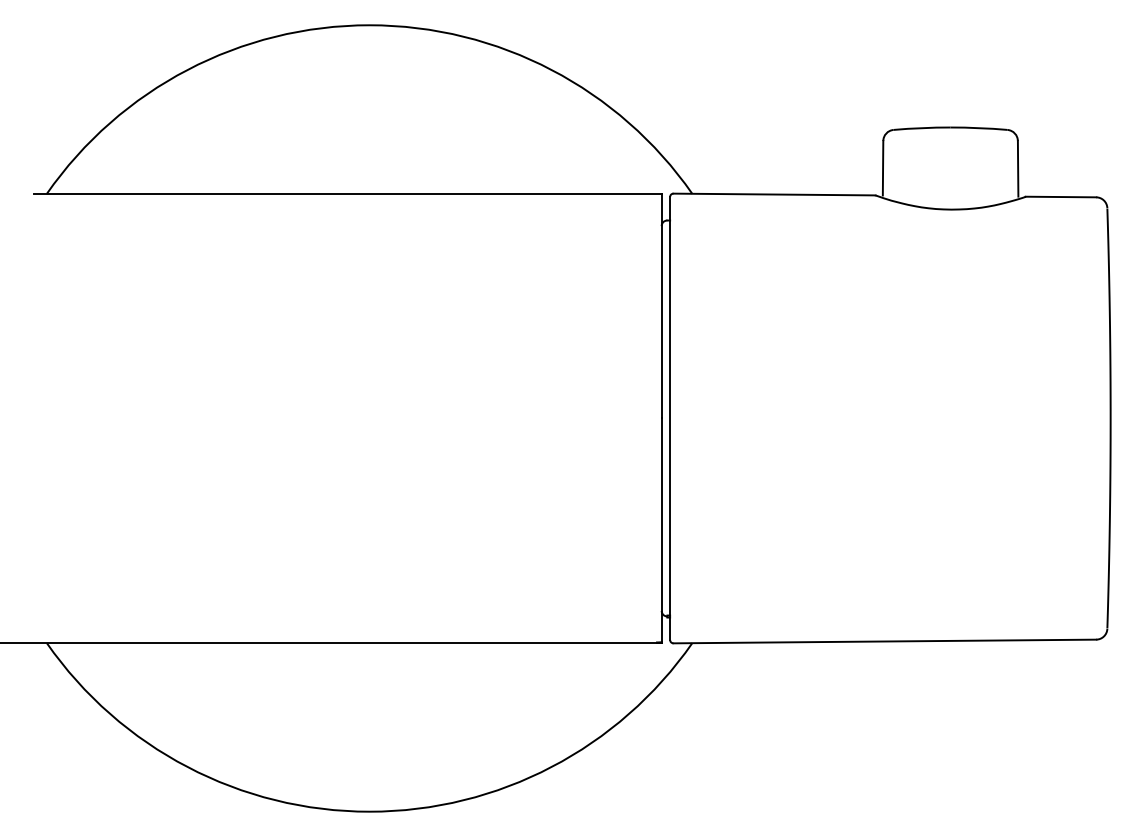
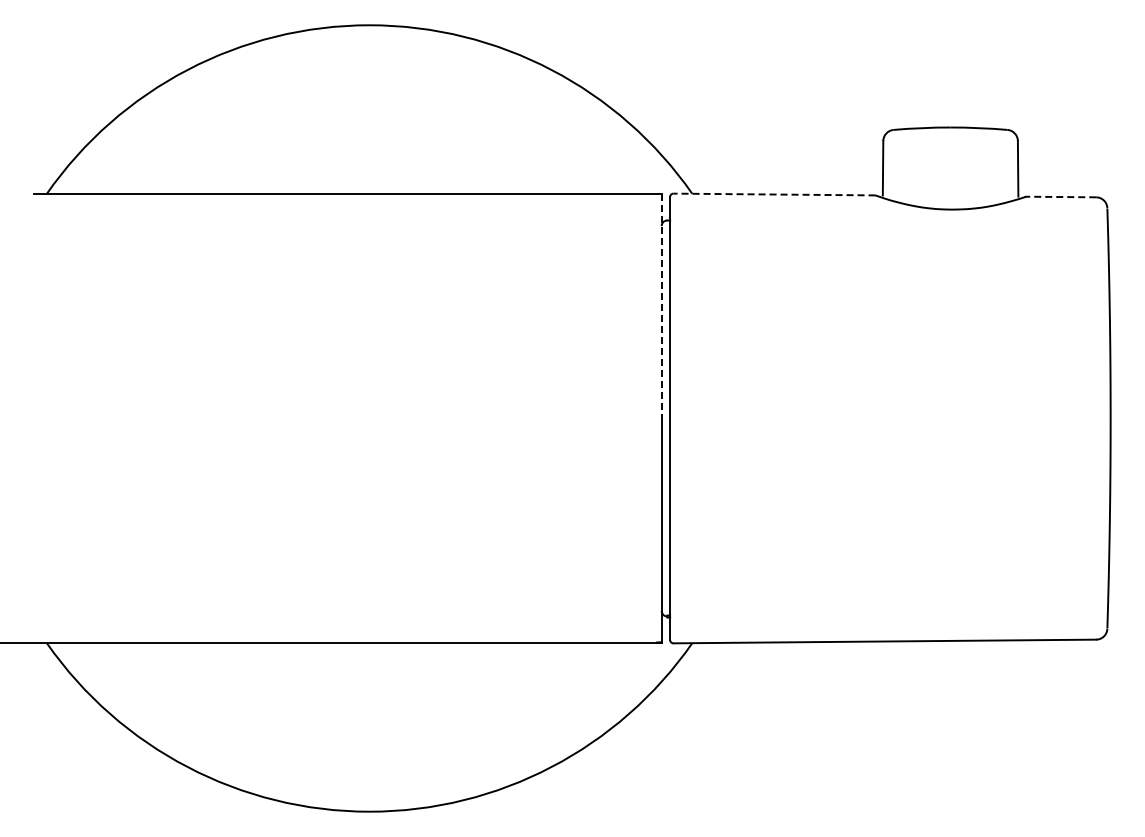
line: solid -> dashed (774, 194)
line: solid -> dashed (1060, 197)
line: solid -> dashed (661, 306)
